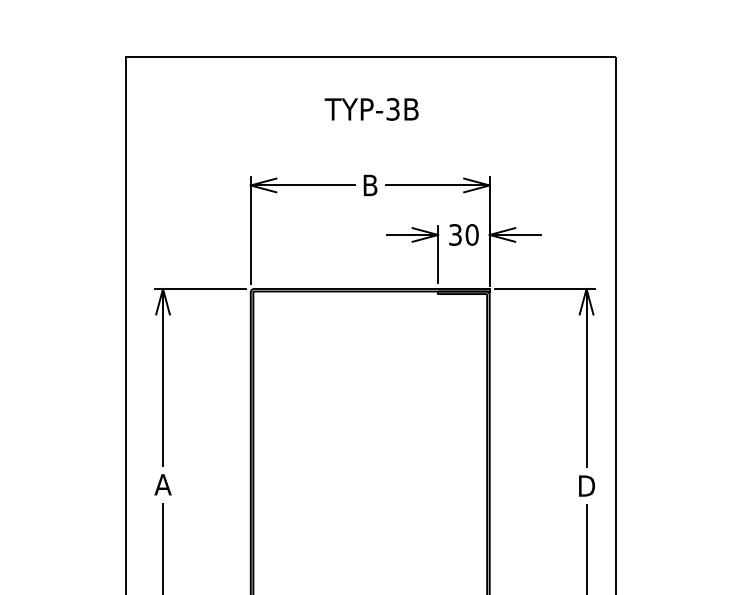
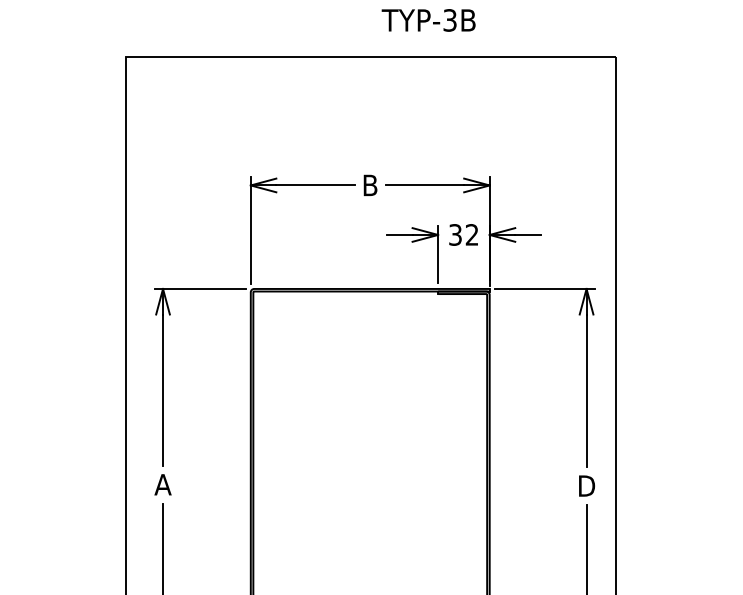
text position: (371, 109) -> (428, 20) (428, 20)
text: 30 -> 32 (471, 234)
